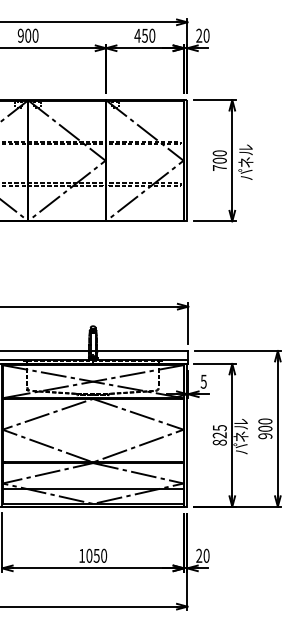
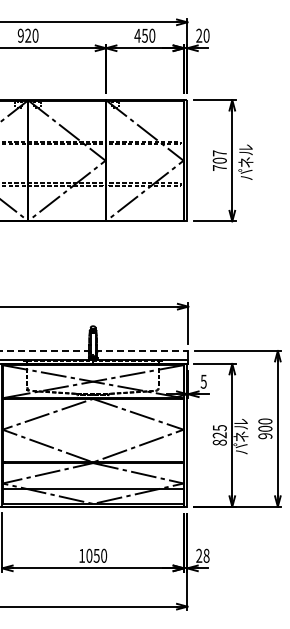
text: 900 -> 920 (28, 35)
text: 700 -> 707 (219, 153)
line: solid -> dashed (94, 351)
text: 20 -> 28 (206, 555)
